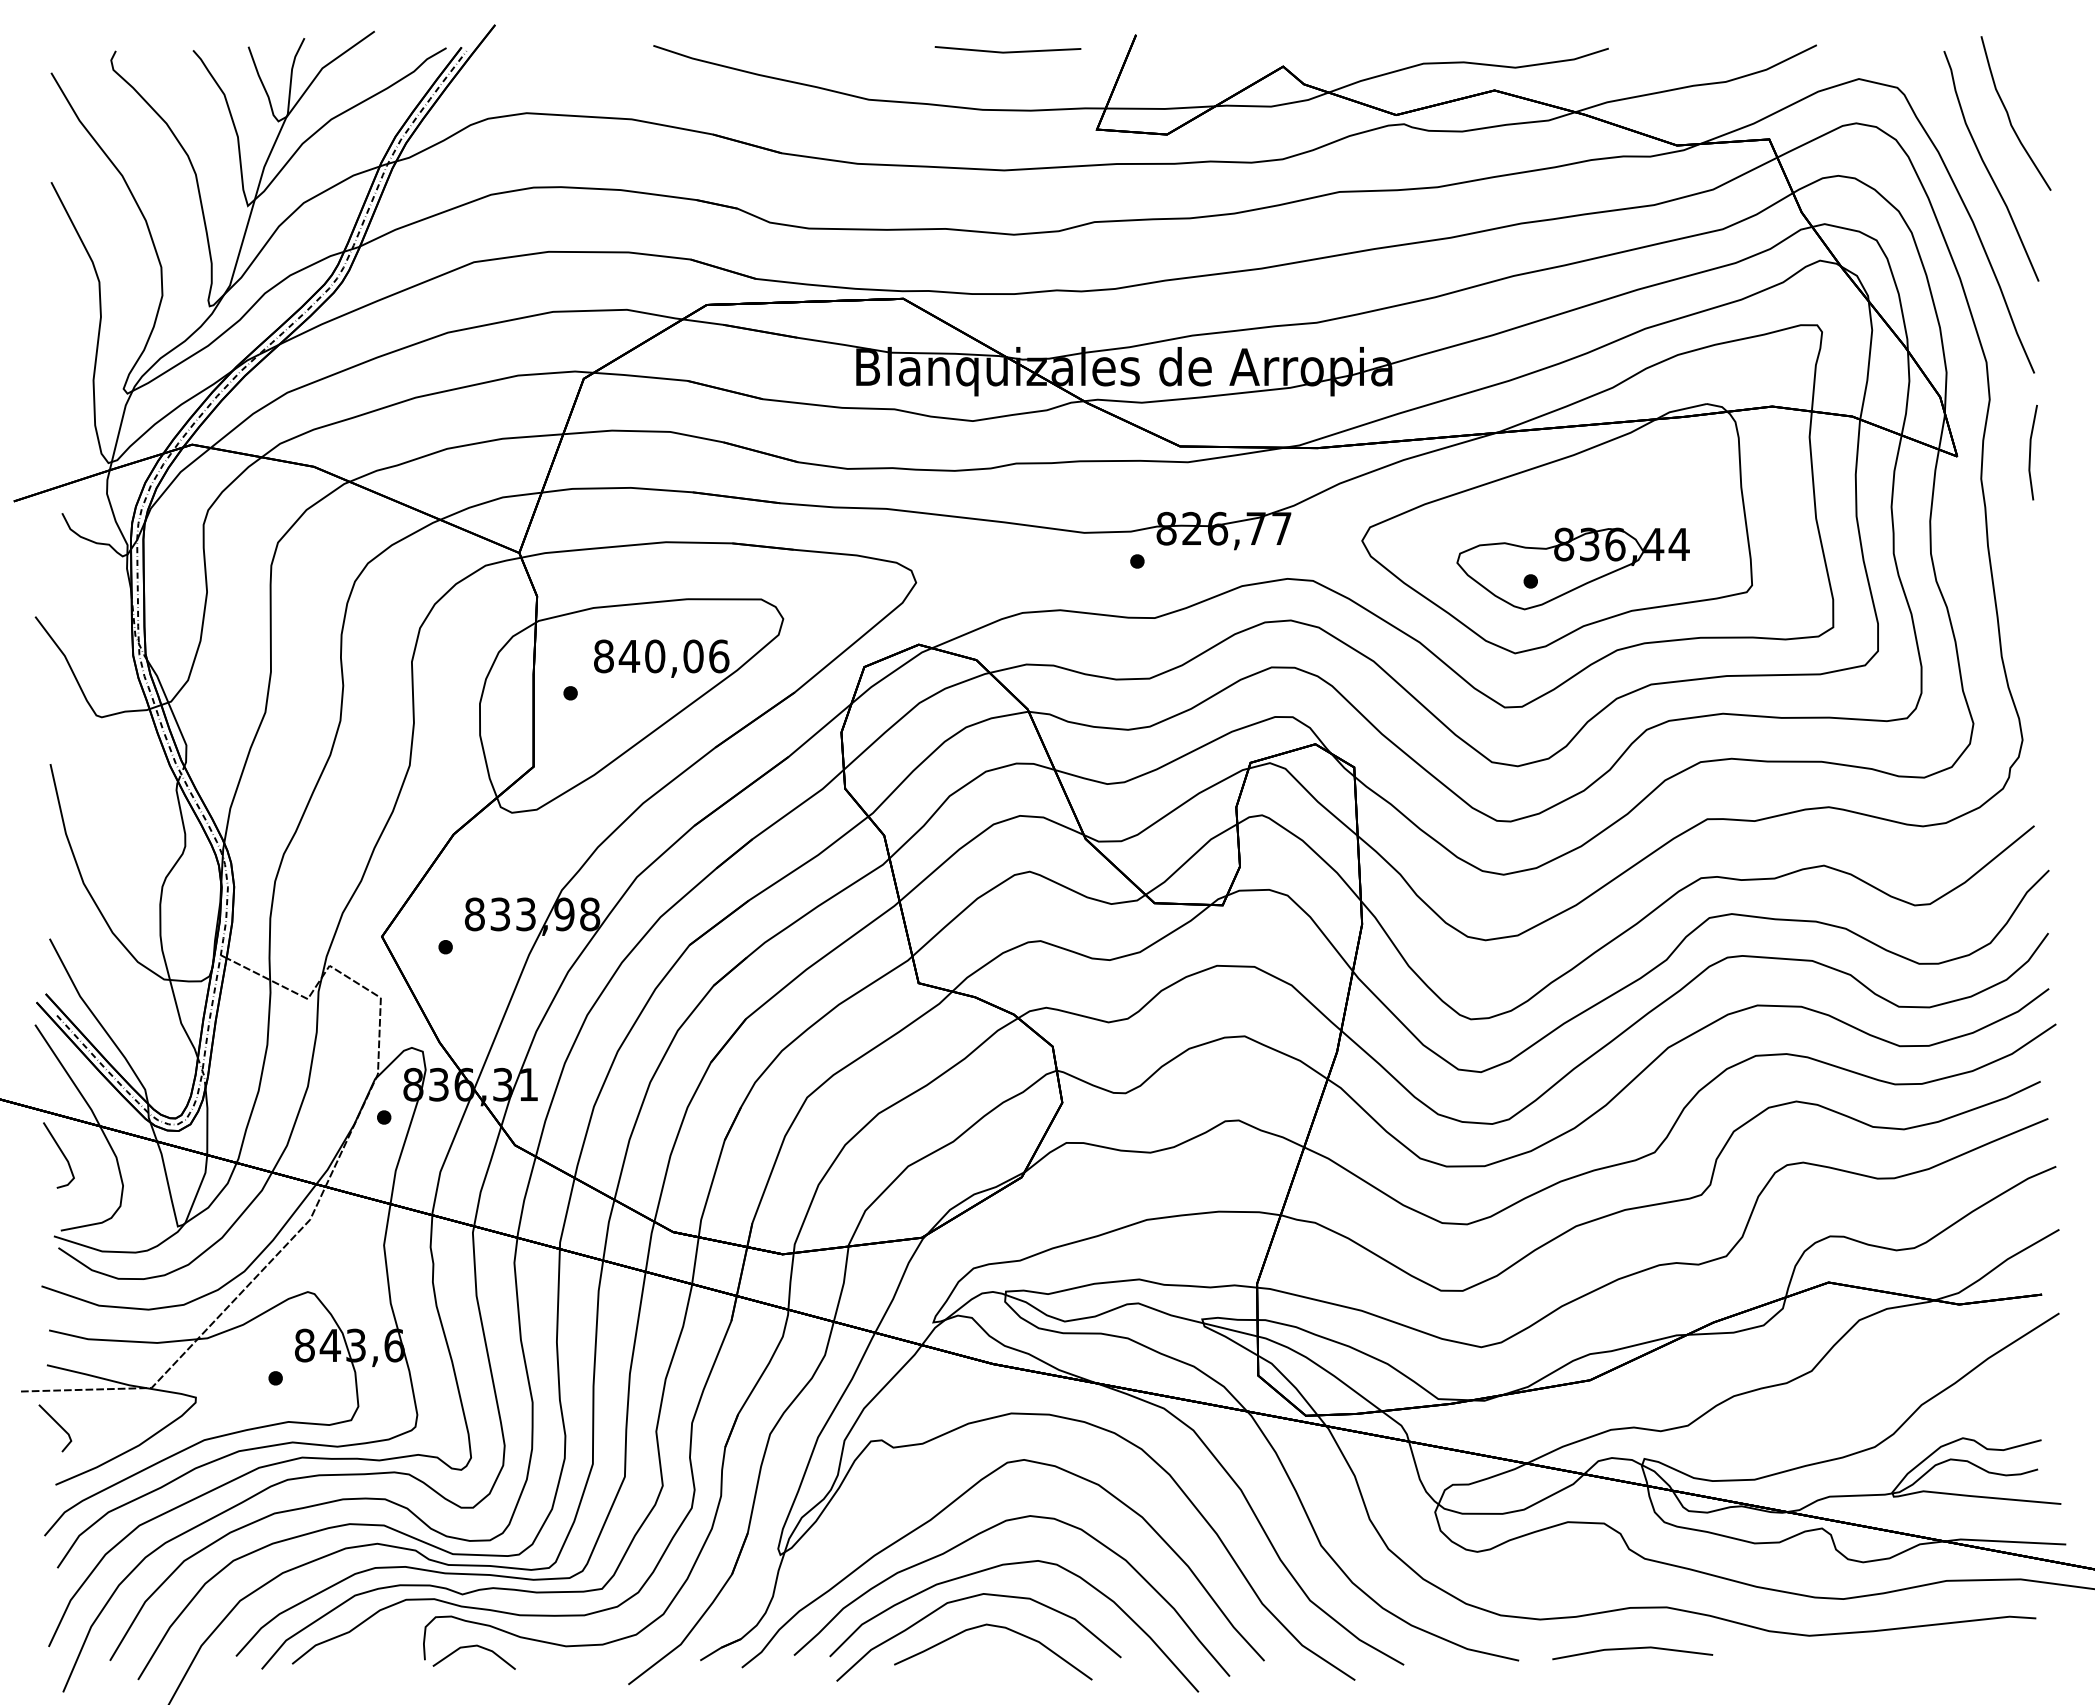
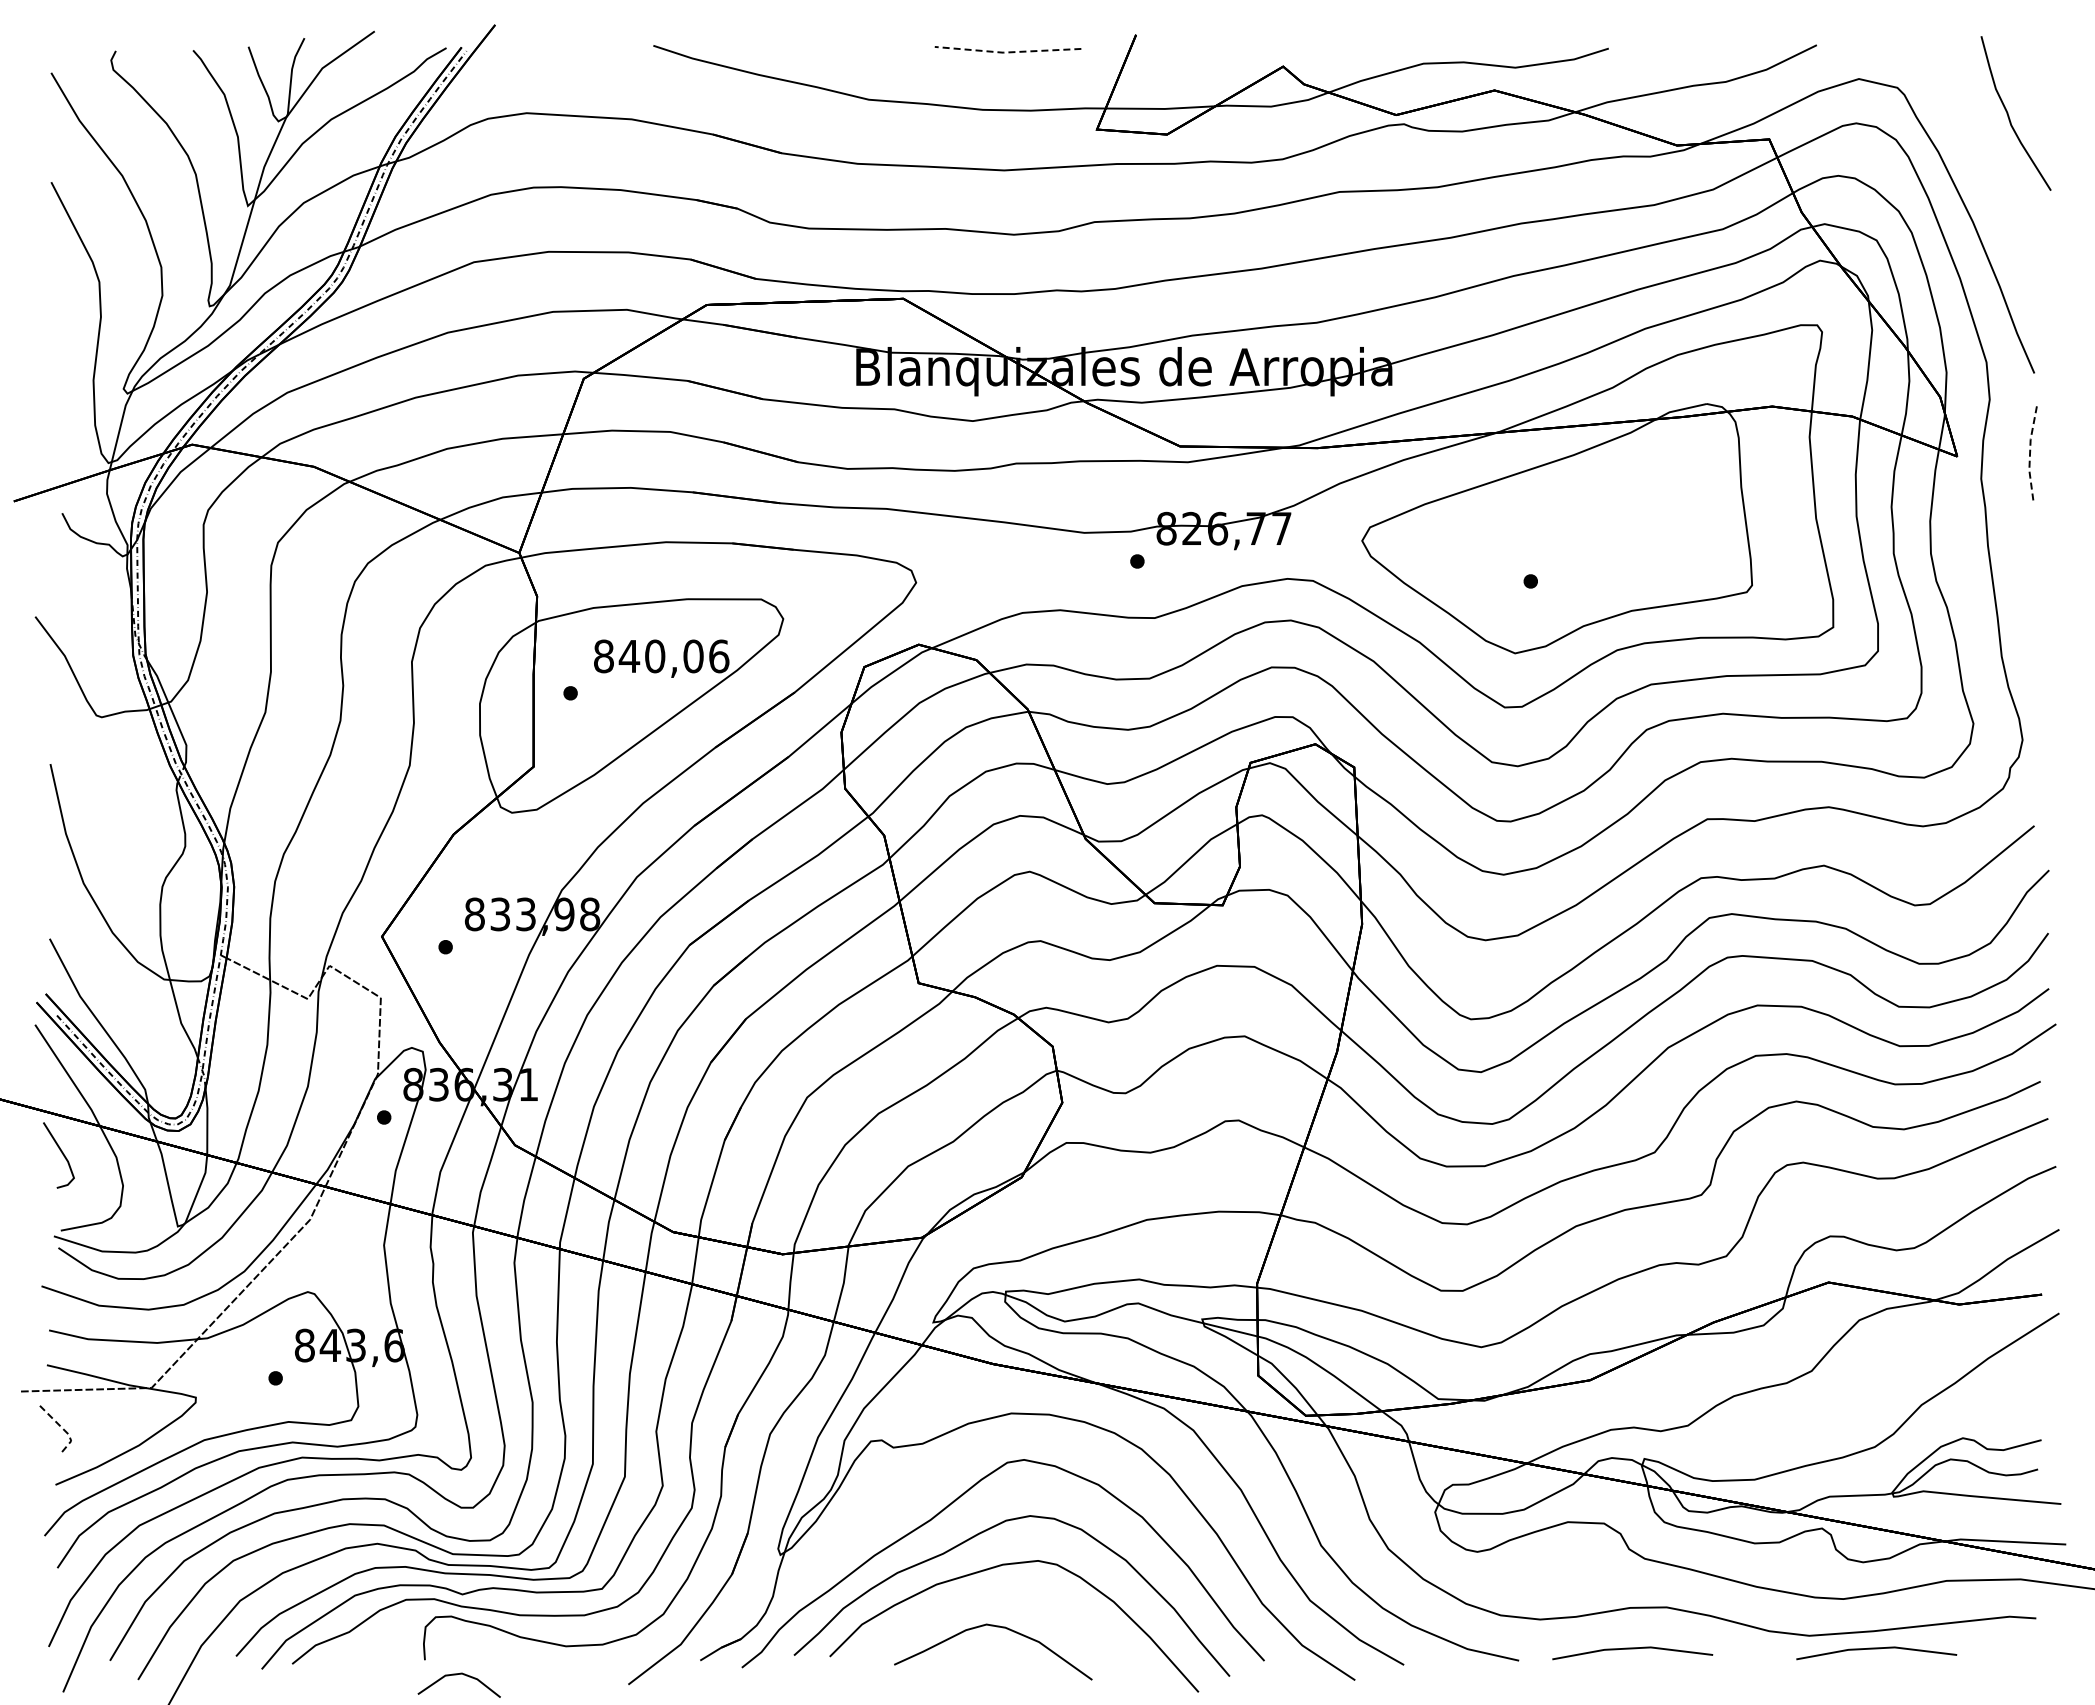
line: solid -> dashed (1007, 52)
curve: present -> none (1987, 167)
line: solid -> dashed (2030, 452)
part: present -> none (1572, 568)
line: solid -> dashed (62, 1428)
curve: present -> none (970, 1598)
line position: (471, 1647) -> (456, 1675) (456, 1675)
line: none -> present (1876, 1649)
